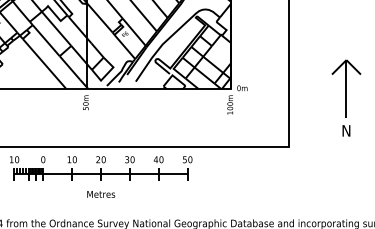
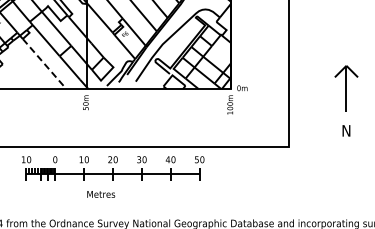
line: solid -> dashed (44, 64)
part size: 31x59 px -> 25x47 px (346, 88)
part position: (101, 168) -> (113, 168) (113, 168)
